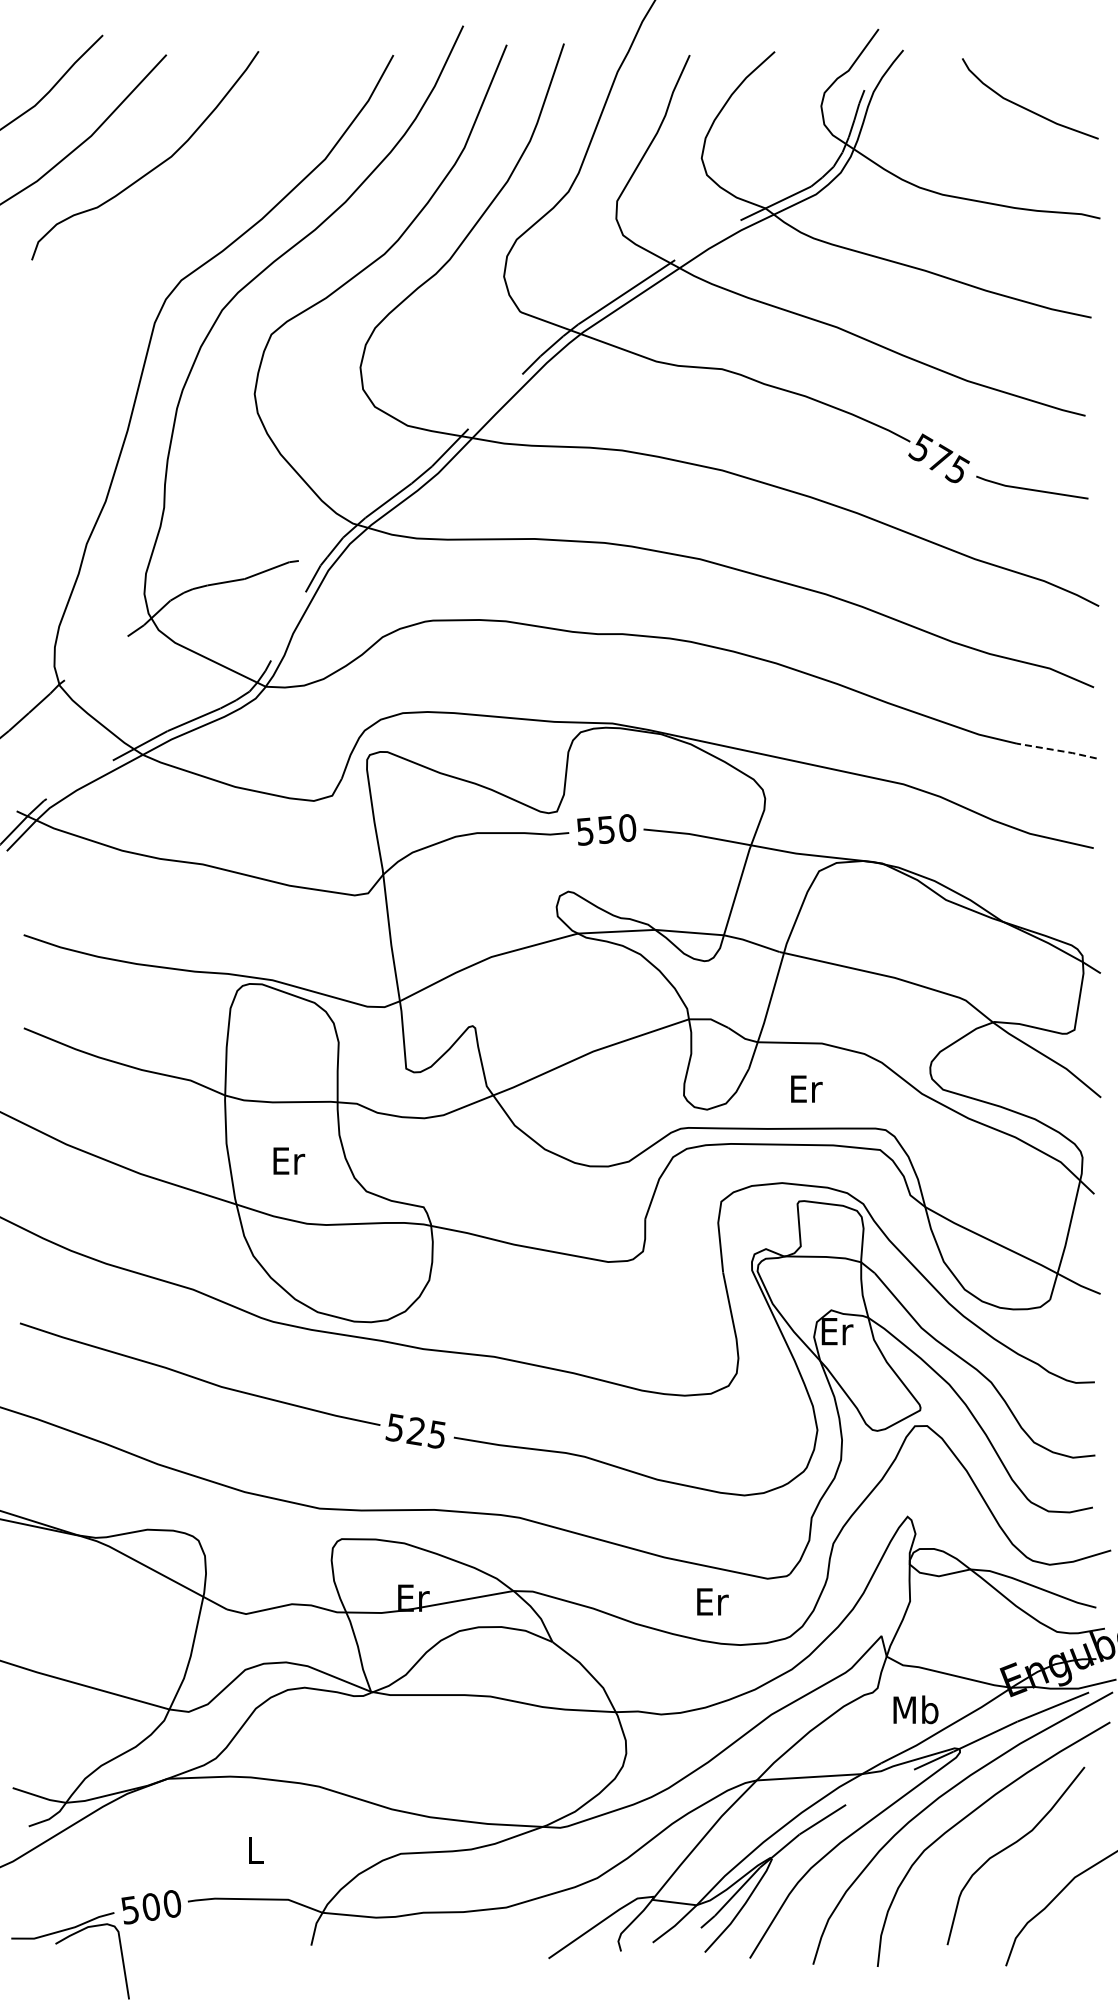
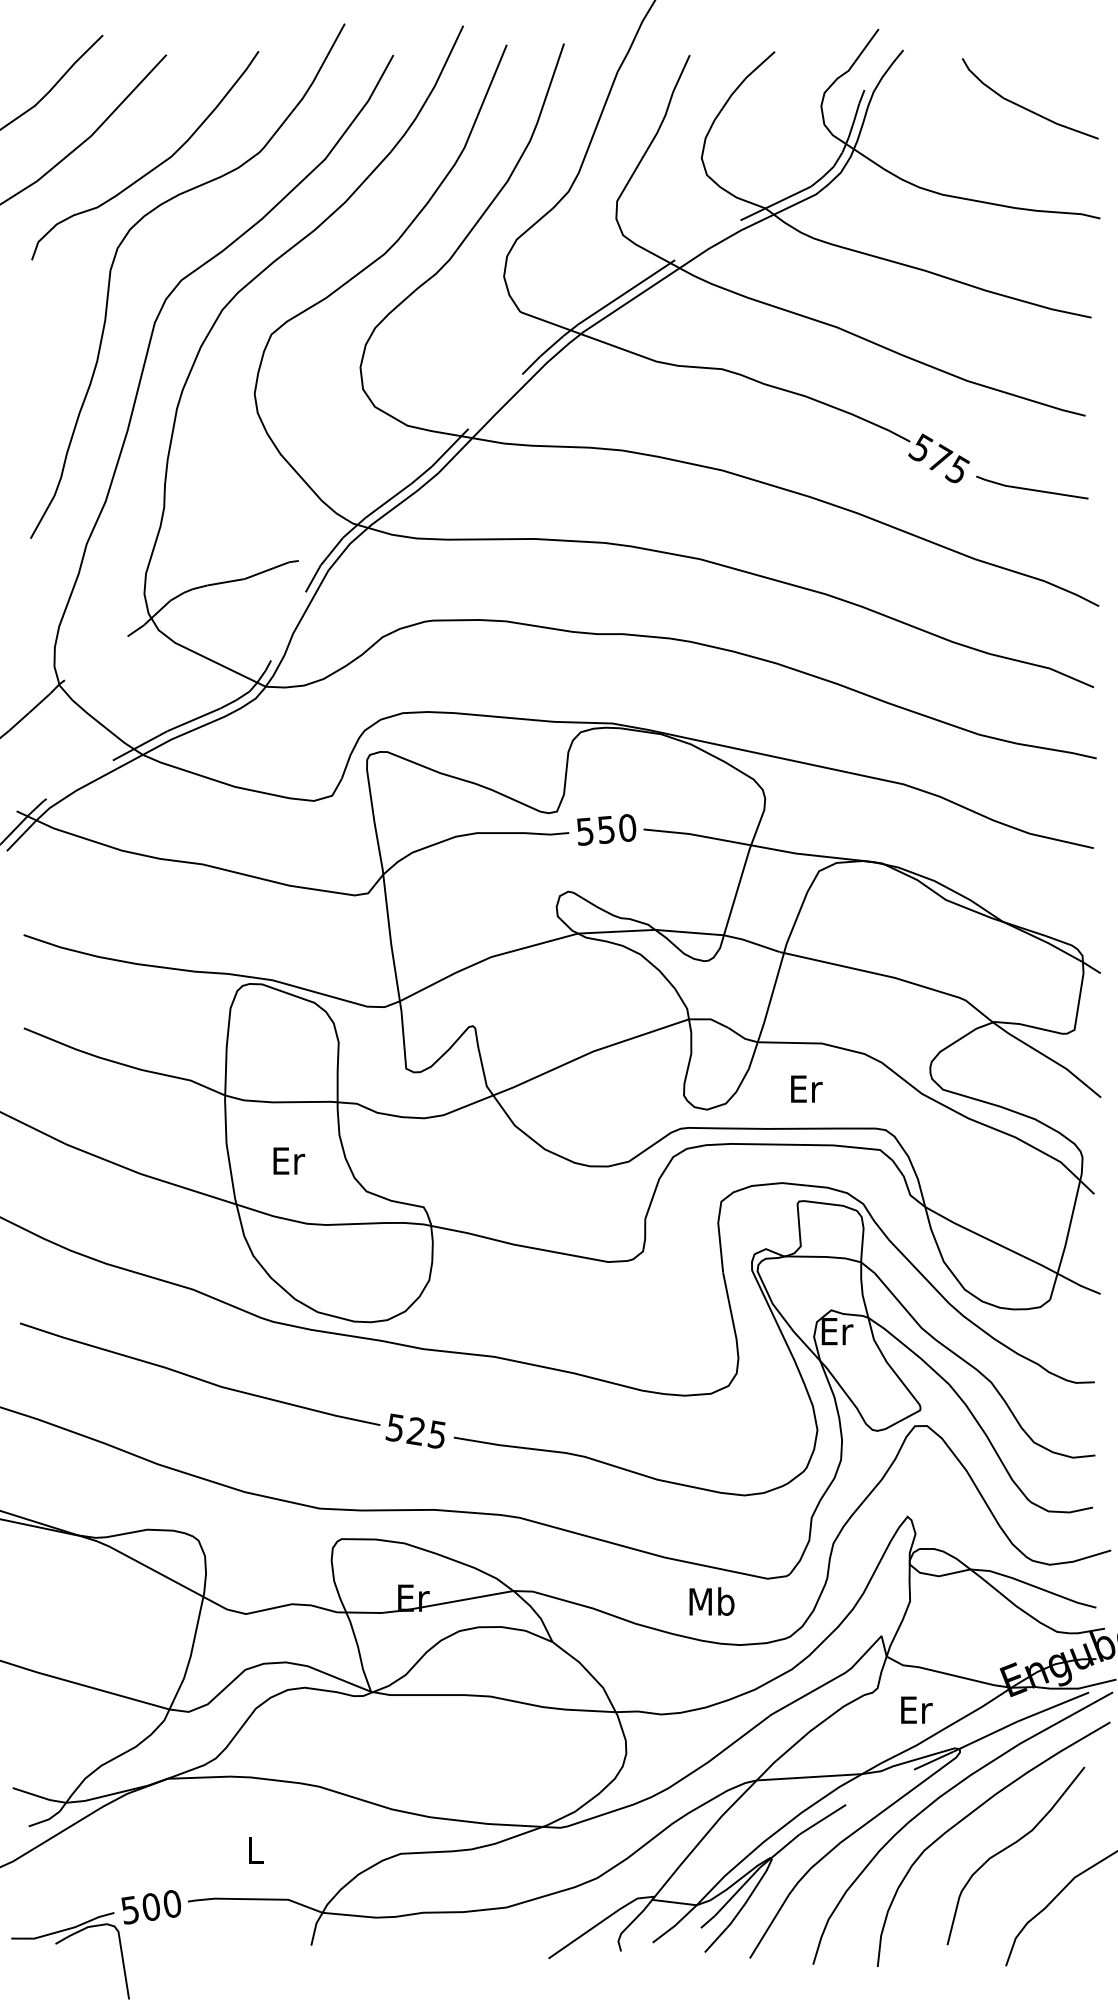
curve: none -> present (125, 238)
line: dashed -> solid (1057, 750)
text: Er -> Mb (711, 1601)
text: Mb -> Er (915, 1709)
